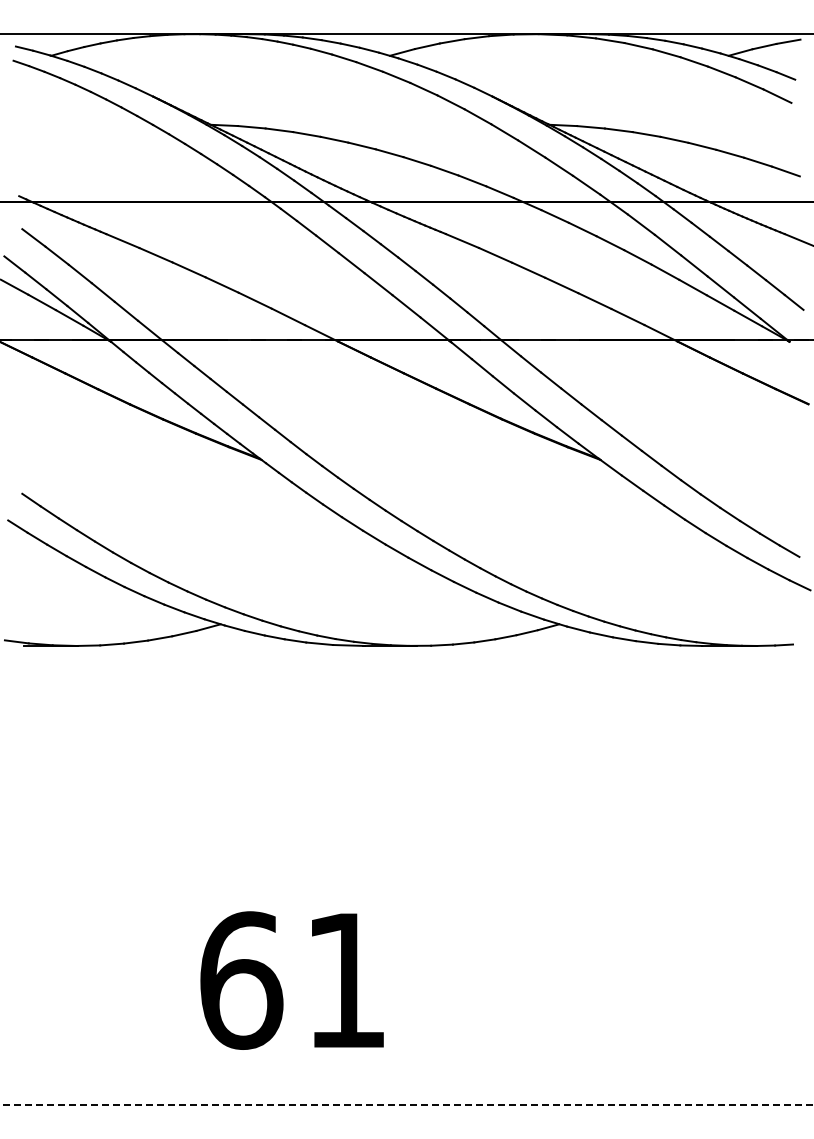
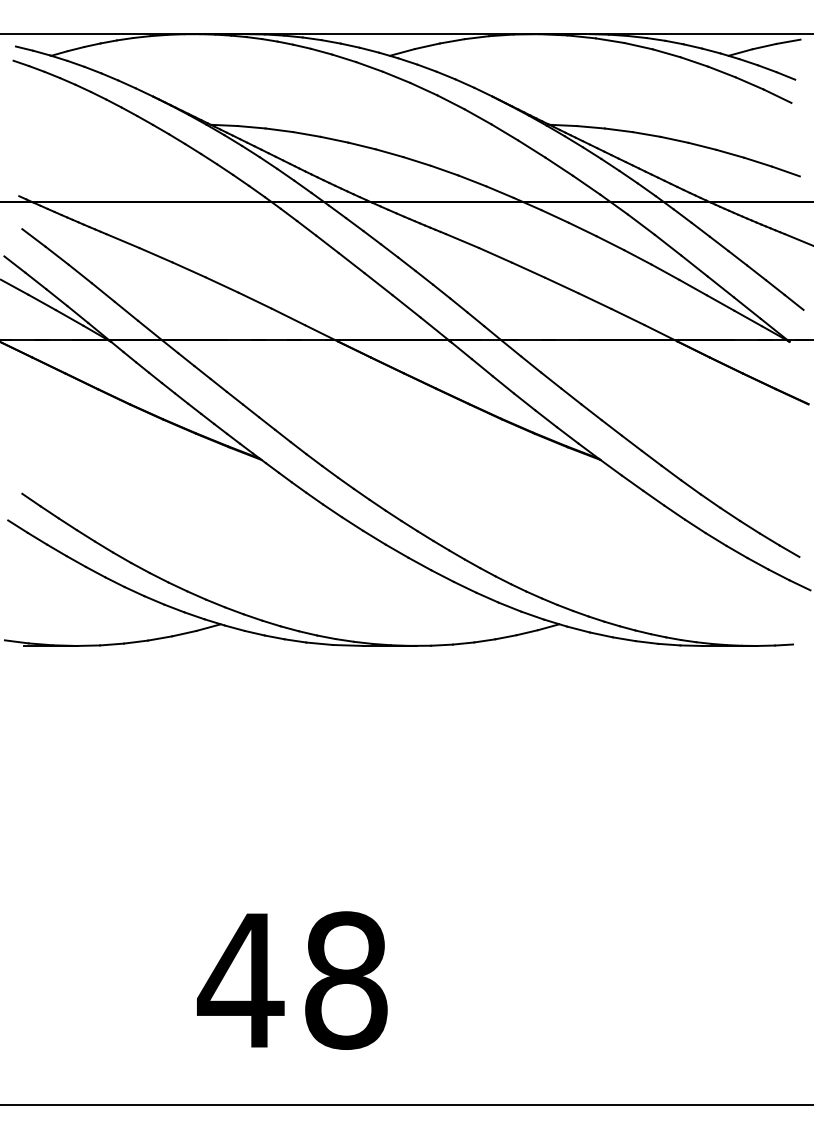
text: 61 -> 48 (292, 980)
line: dashed -> solid (406, 1104)
